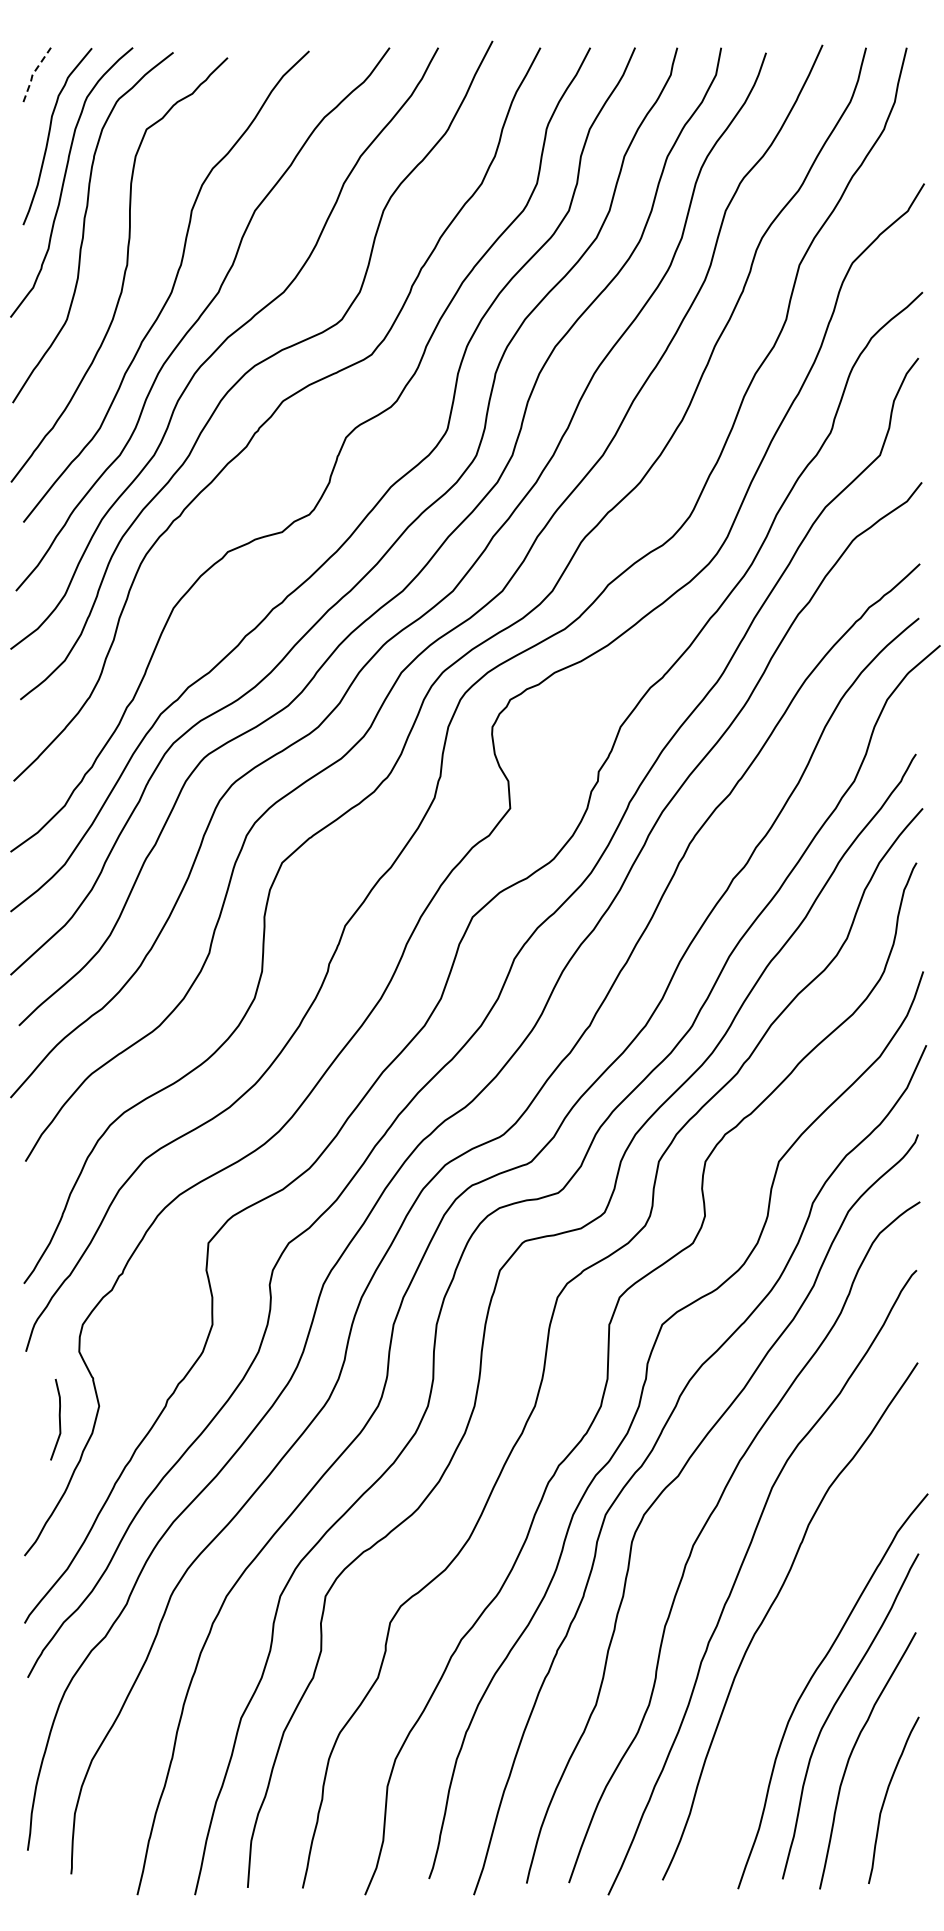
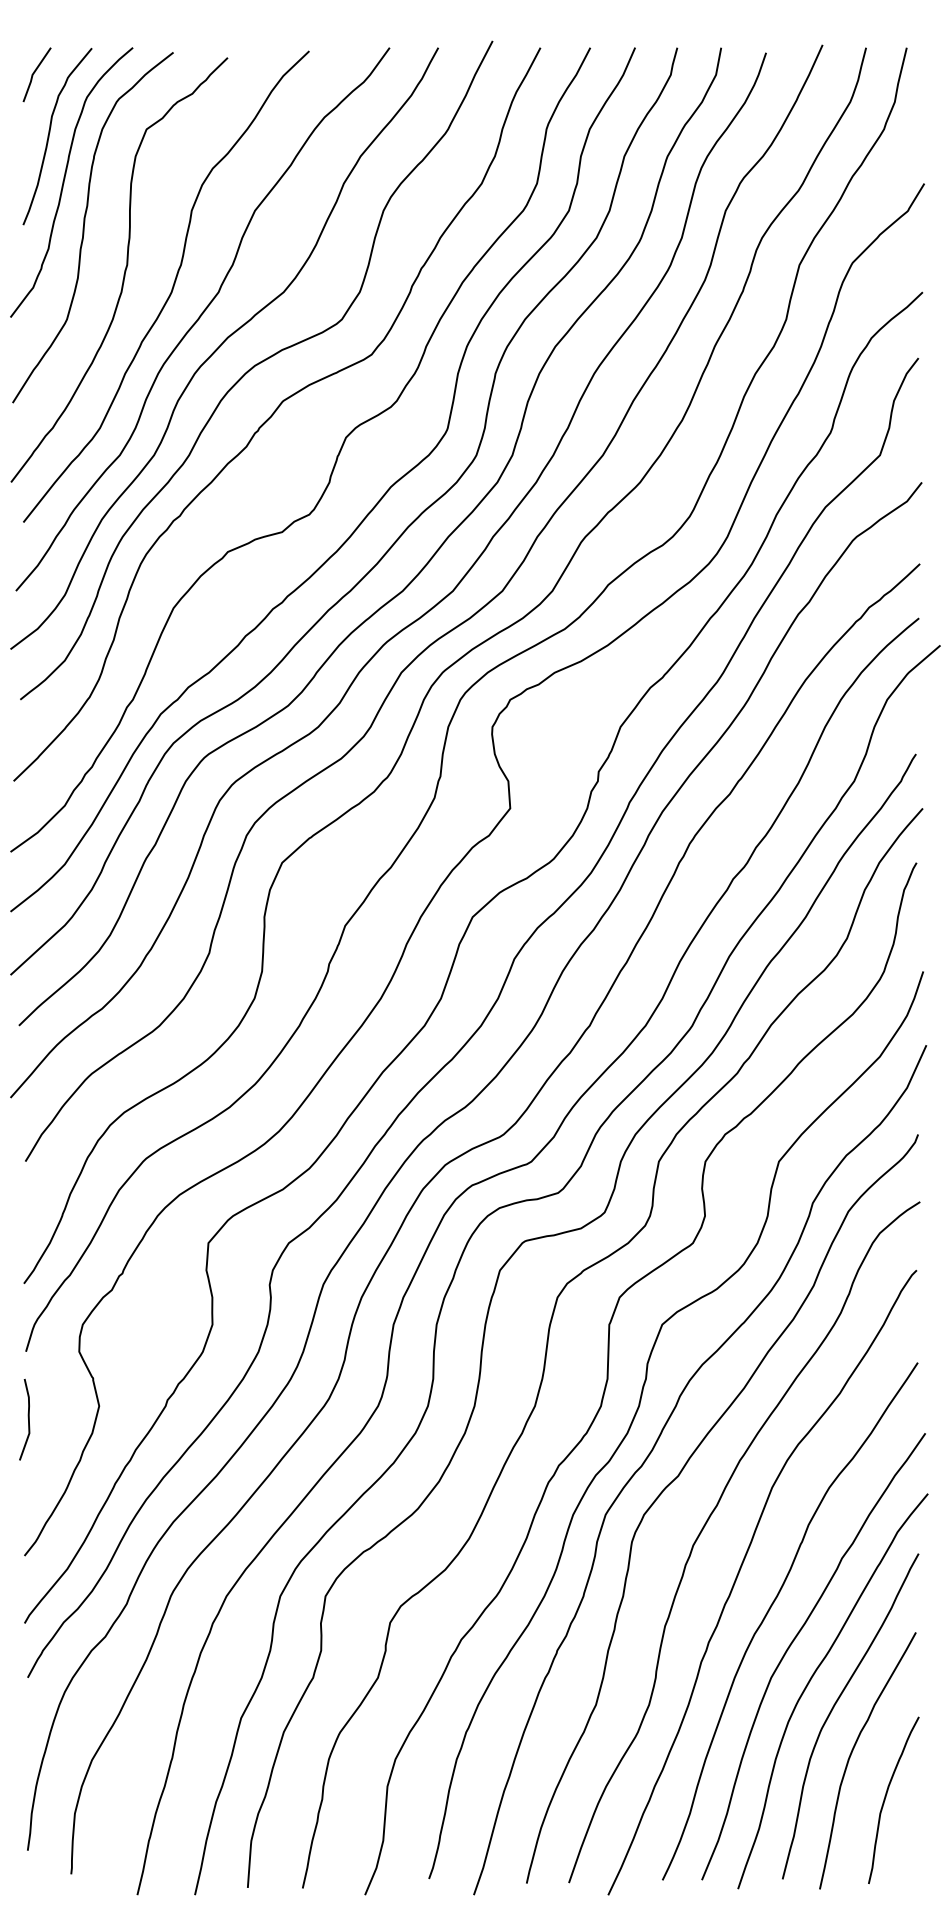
line: dashed -> solid (33, 74)
curve position: (58, 1417) -> (27, 1417) (27, 1417)
curve: none -> present (793, 1642)
